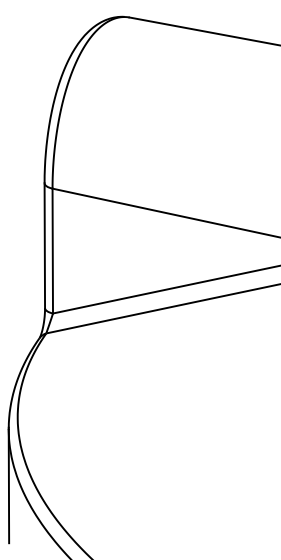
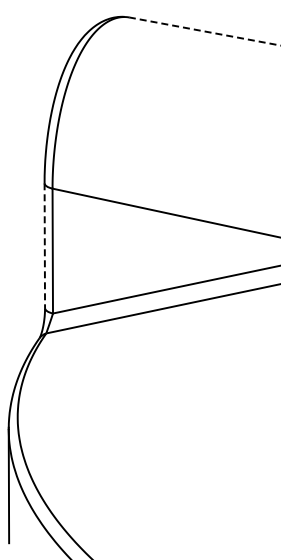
line: solid -> dashed (204, 31)
line: solid -> dashed (44, 246)
